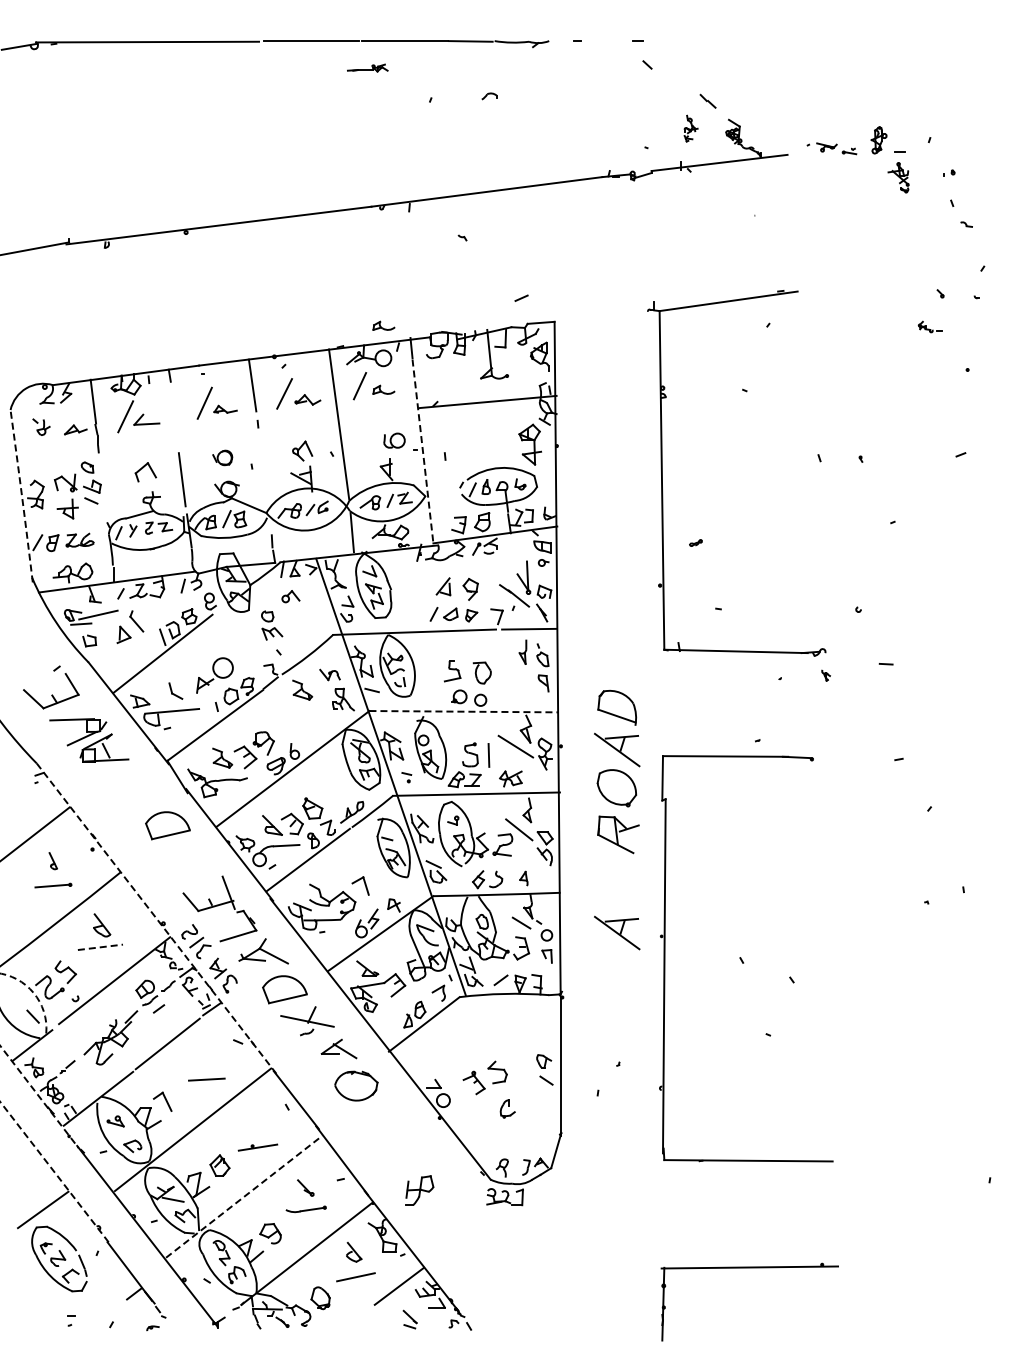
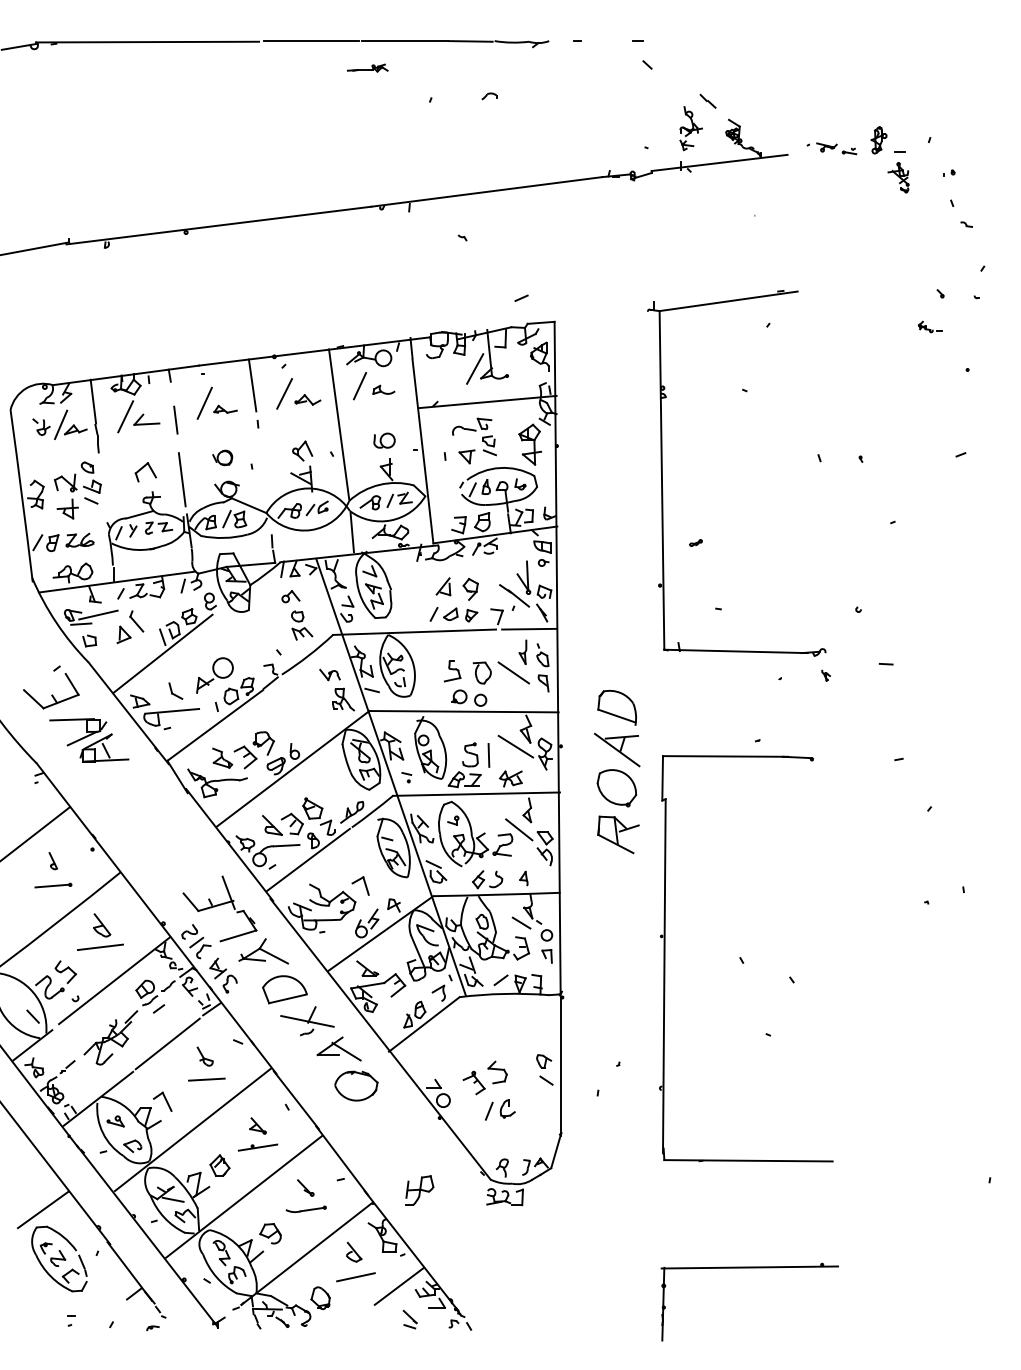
part size: 16x29 px -> 24x46 px (690, 128)
part: present -> none (383, 325)
line: none -> present (475, 368)
line: none -> present (175, 419)
line: none -> present (61, 424)
part position: (394, 440) -> (384, 440) (384, 440)
part: none -> present (482, 440)
line: dashed -> solid (423, 451)
arc: dashed -> solid (22, 496)
part position: (272, 625) -> (302, 625) (302, 625)
line: none -> present (513, 672)
part: present -> none (302, 689)
line: dashed -> solid (464, 711)
part: present -> none (167, 825)
line: dashed -> solid (156, 919)
part: present -> none (617, 932)
line: dashed -> solid (100, 947)
arc: dashed -> solid (34, 994)
part size: 38x22 px -> 46x26 px (338, 1048)
part: none -> present (204, 1056)
line: dashed -> solid (39, 1097)
line: none -> present (489, 1110)
part: none -> present (257, 1125)
line: dashed -> solid (55, 1173)
line: dashed -> solid (244, 1196)
